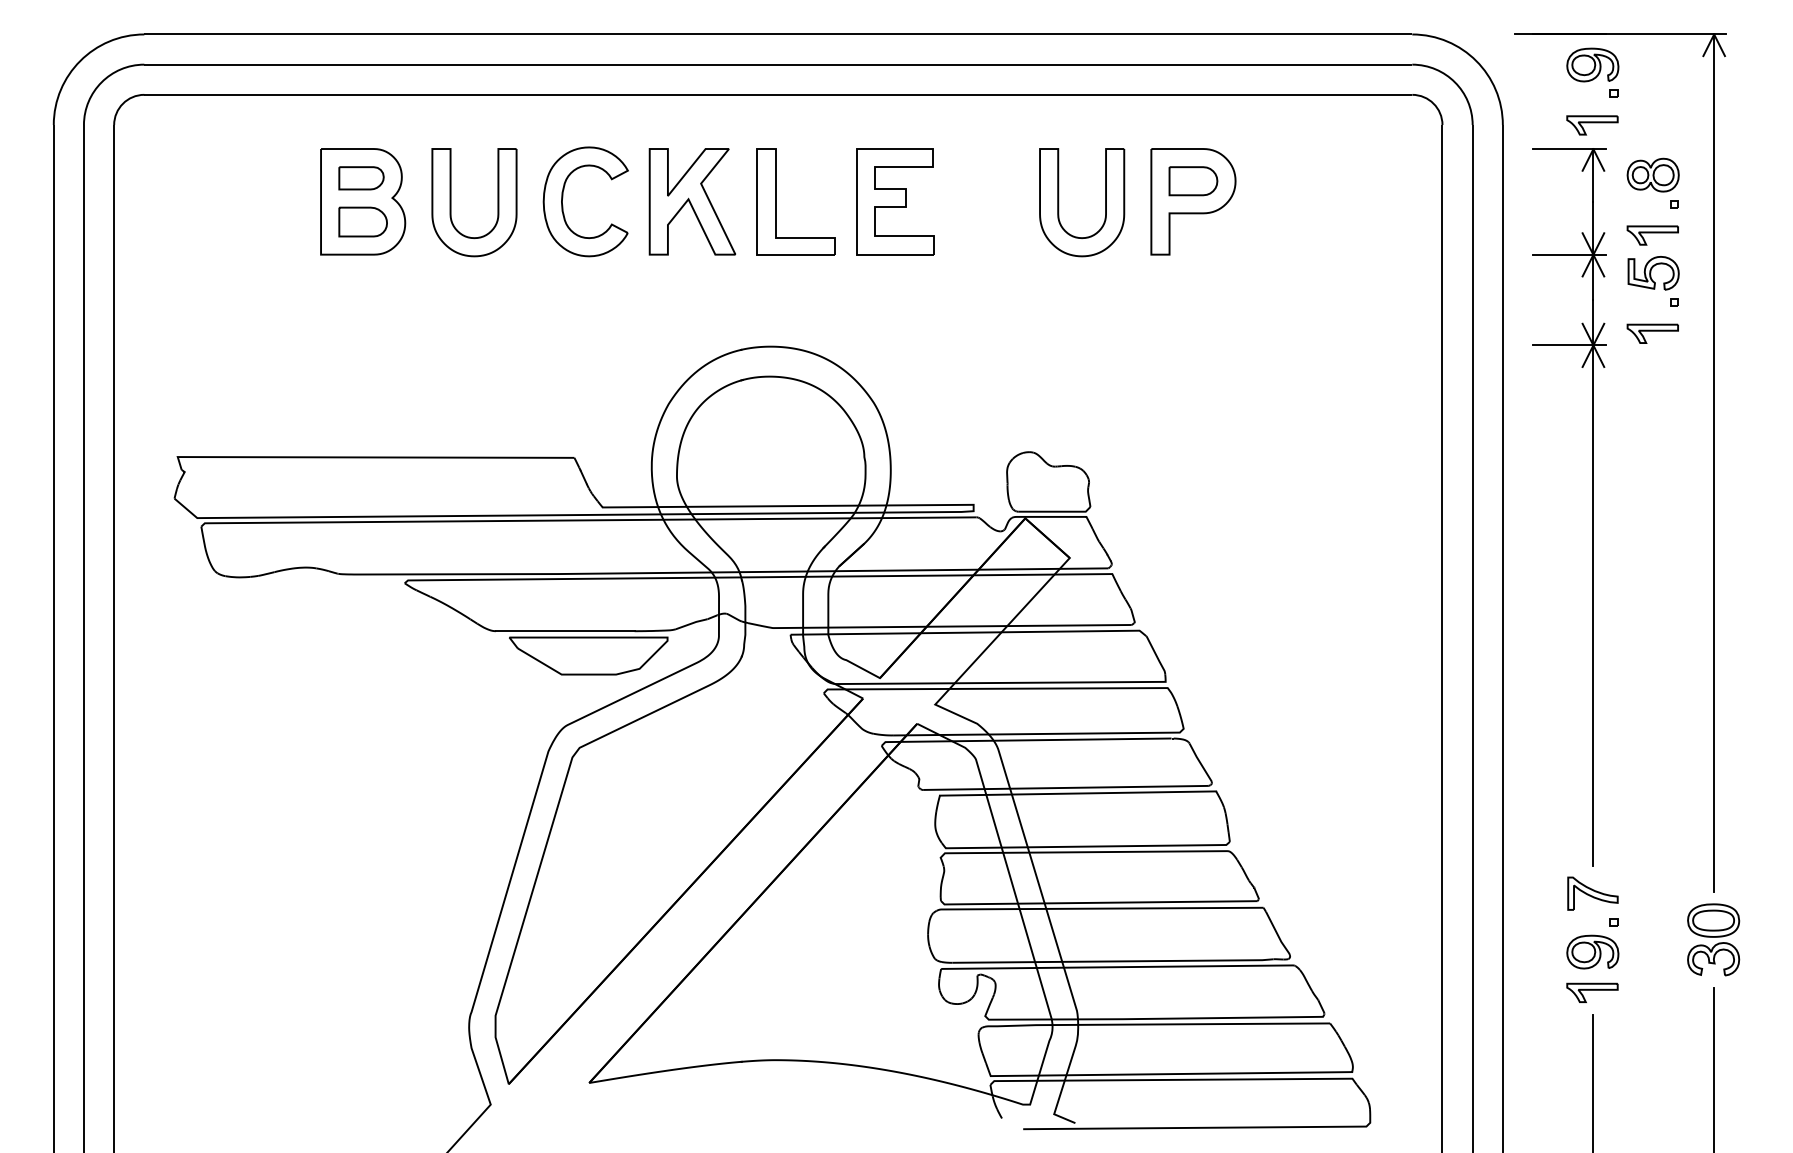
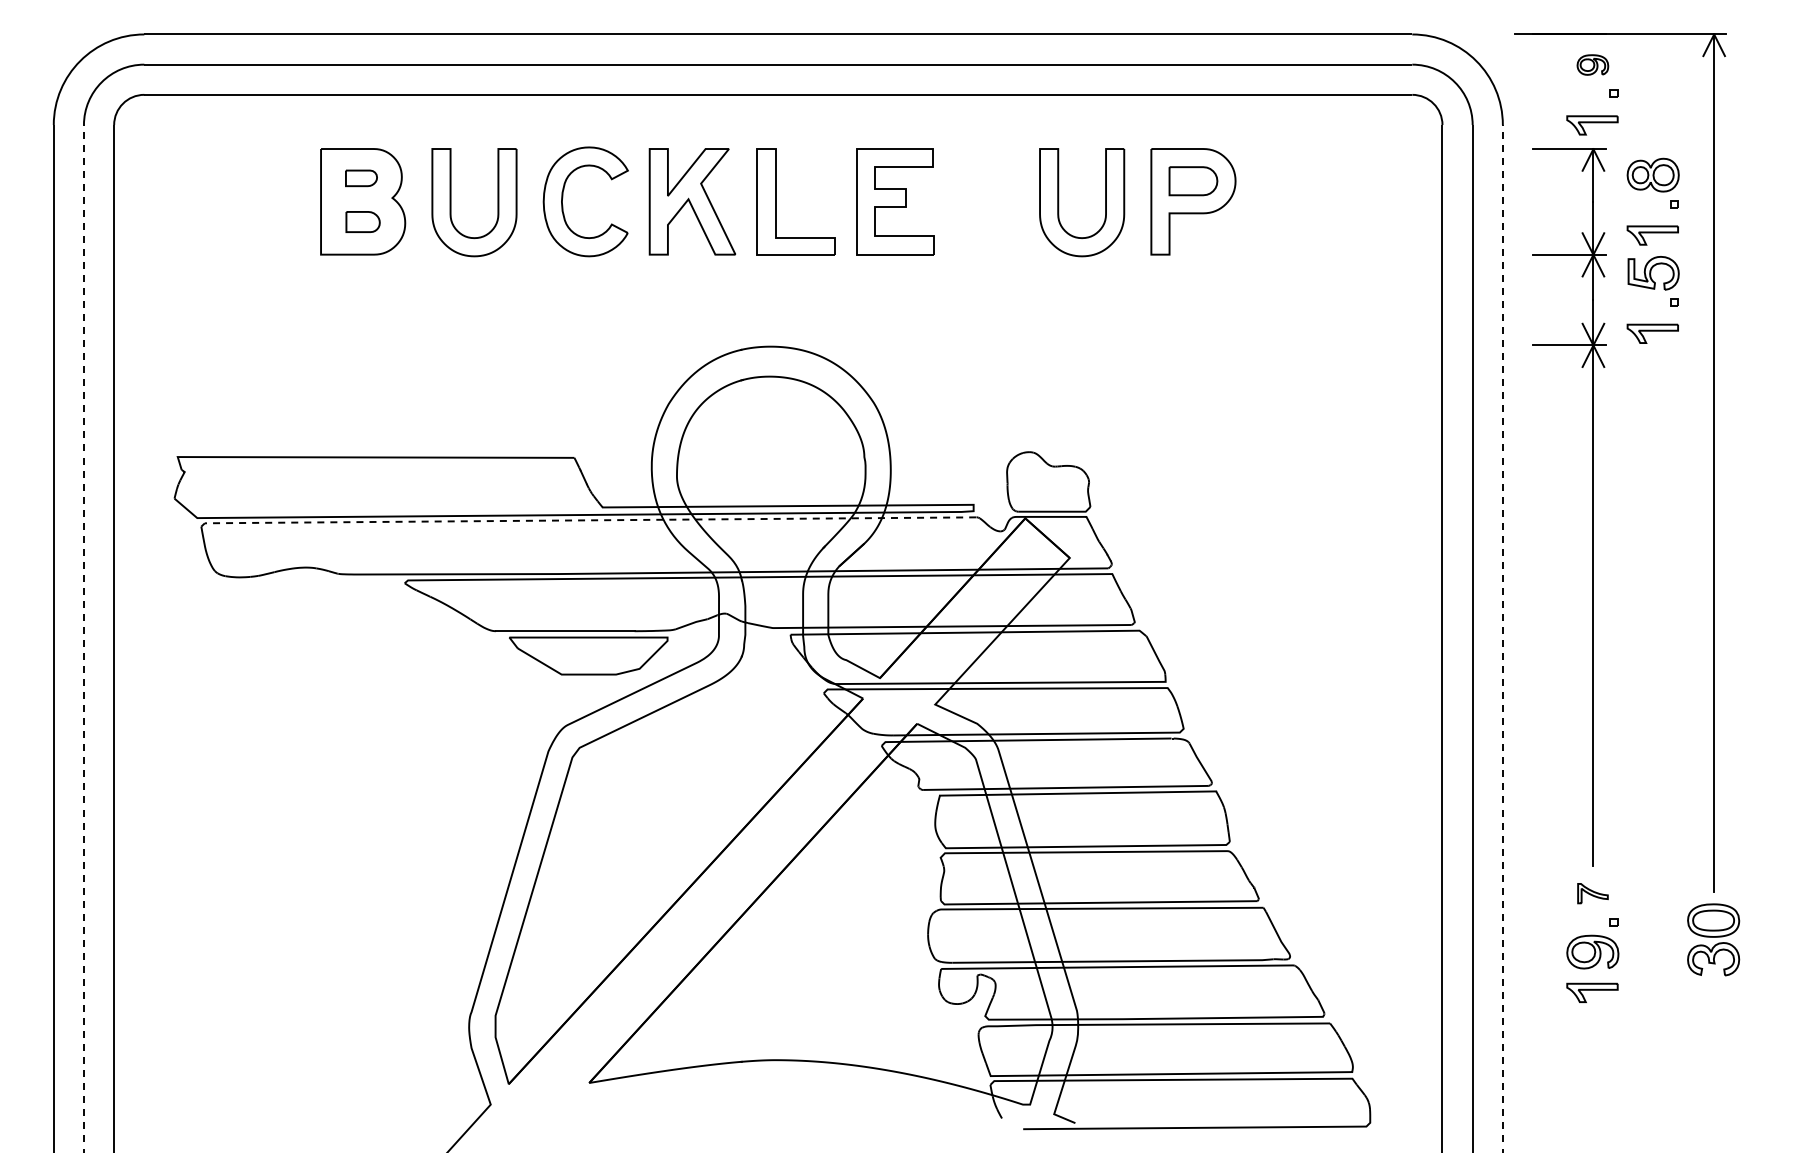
part size: 54x36 px -> 34x22 px (1592, 64)
part size: 47x25 px -> 33x19 px (361, 178)
part size: 50x32 px -> 36x22 px (362, 221)
line: solid -> dashed (587, 520)
line: solid -> dashed (83, 638)
line: solid -> dashed (1502, 638)
part size: 52x35 px -> 32x22 px (1592, 893)
line: present -> none (1714, 1068)
line: present -> none (1593, 1081)
